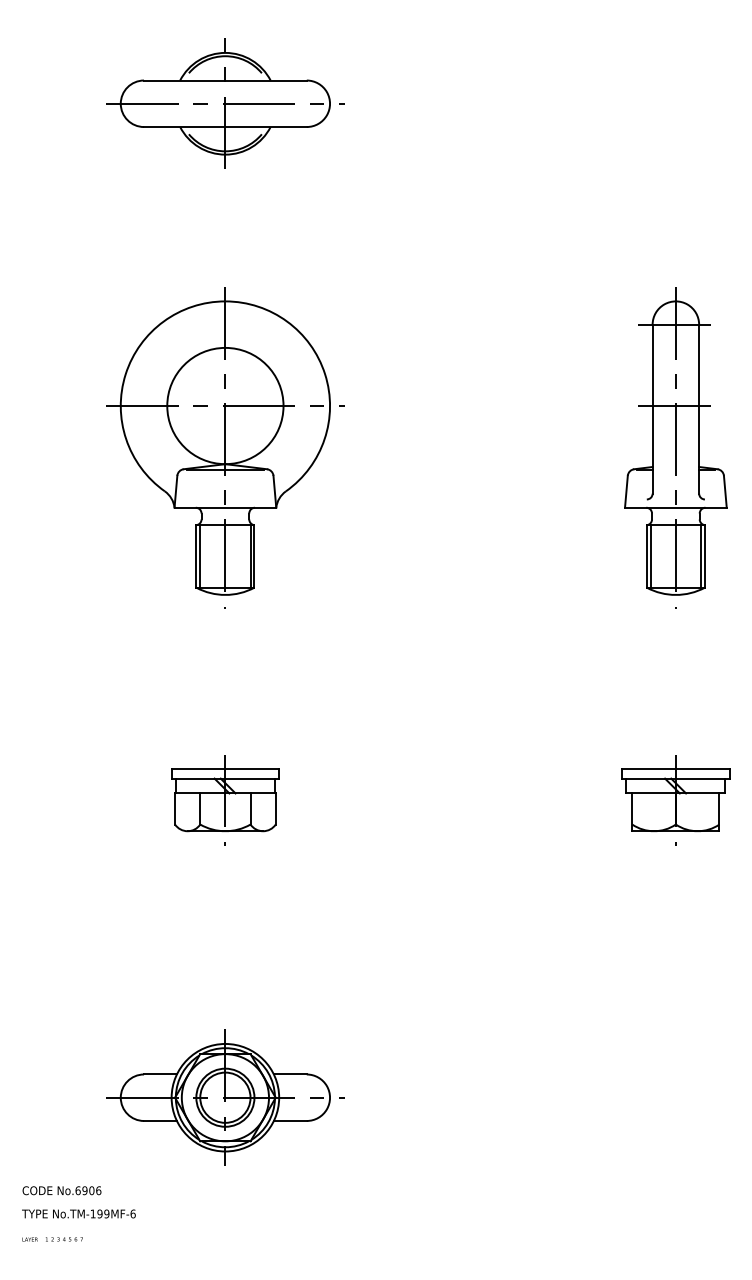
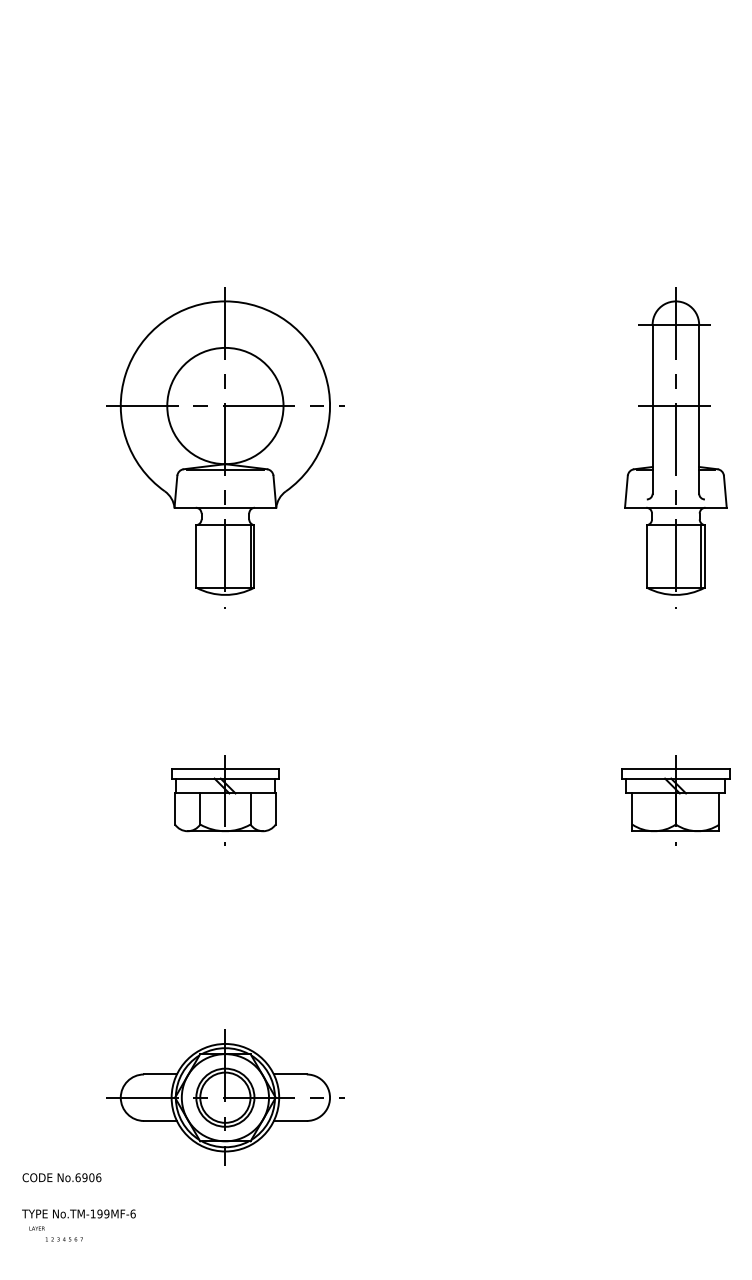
part: present -> none (225, 103)
line: present -> none (200, 556)
line: present -> none (650, 556)
text position: (61, 1190) -> (61, 1177) (61, 1177)
text position: (29, 1239) -> (36, 1228) (36, 1228)
